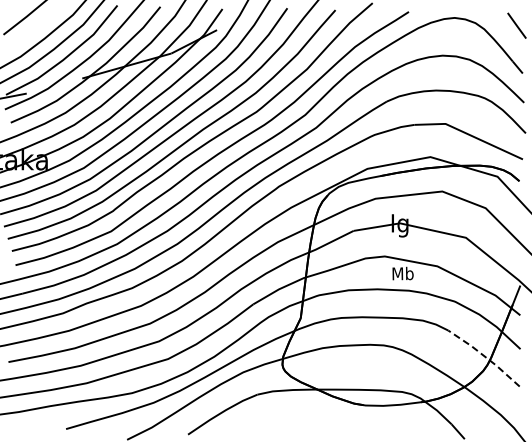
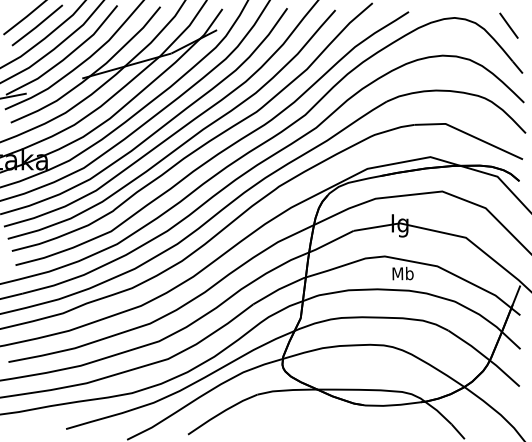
line: none -> present (37, 25)
line position: (516, 25) -> (508, 25) (508, 25)
line: dashed -> solid (485, 356)
